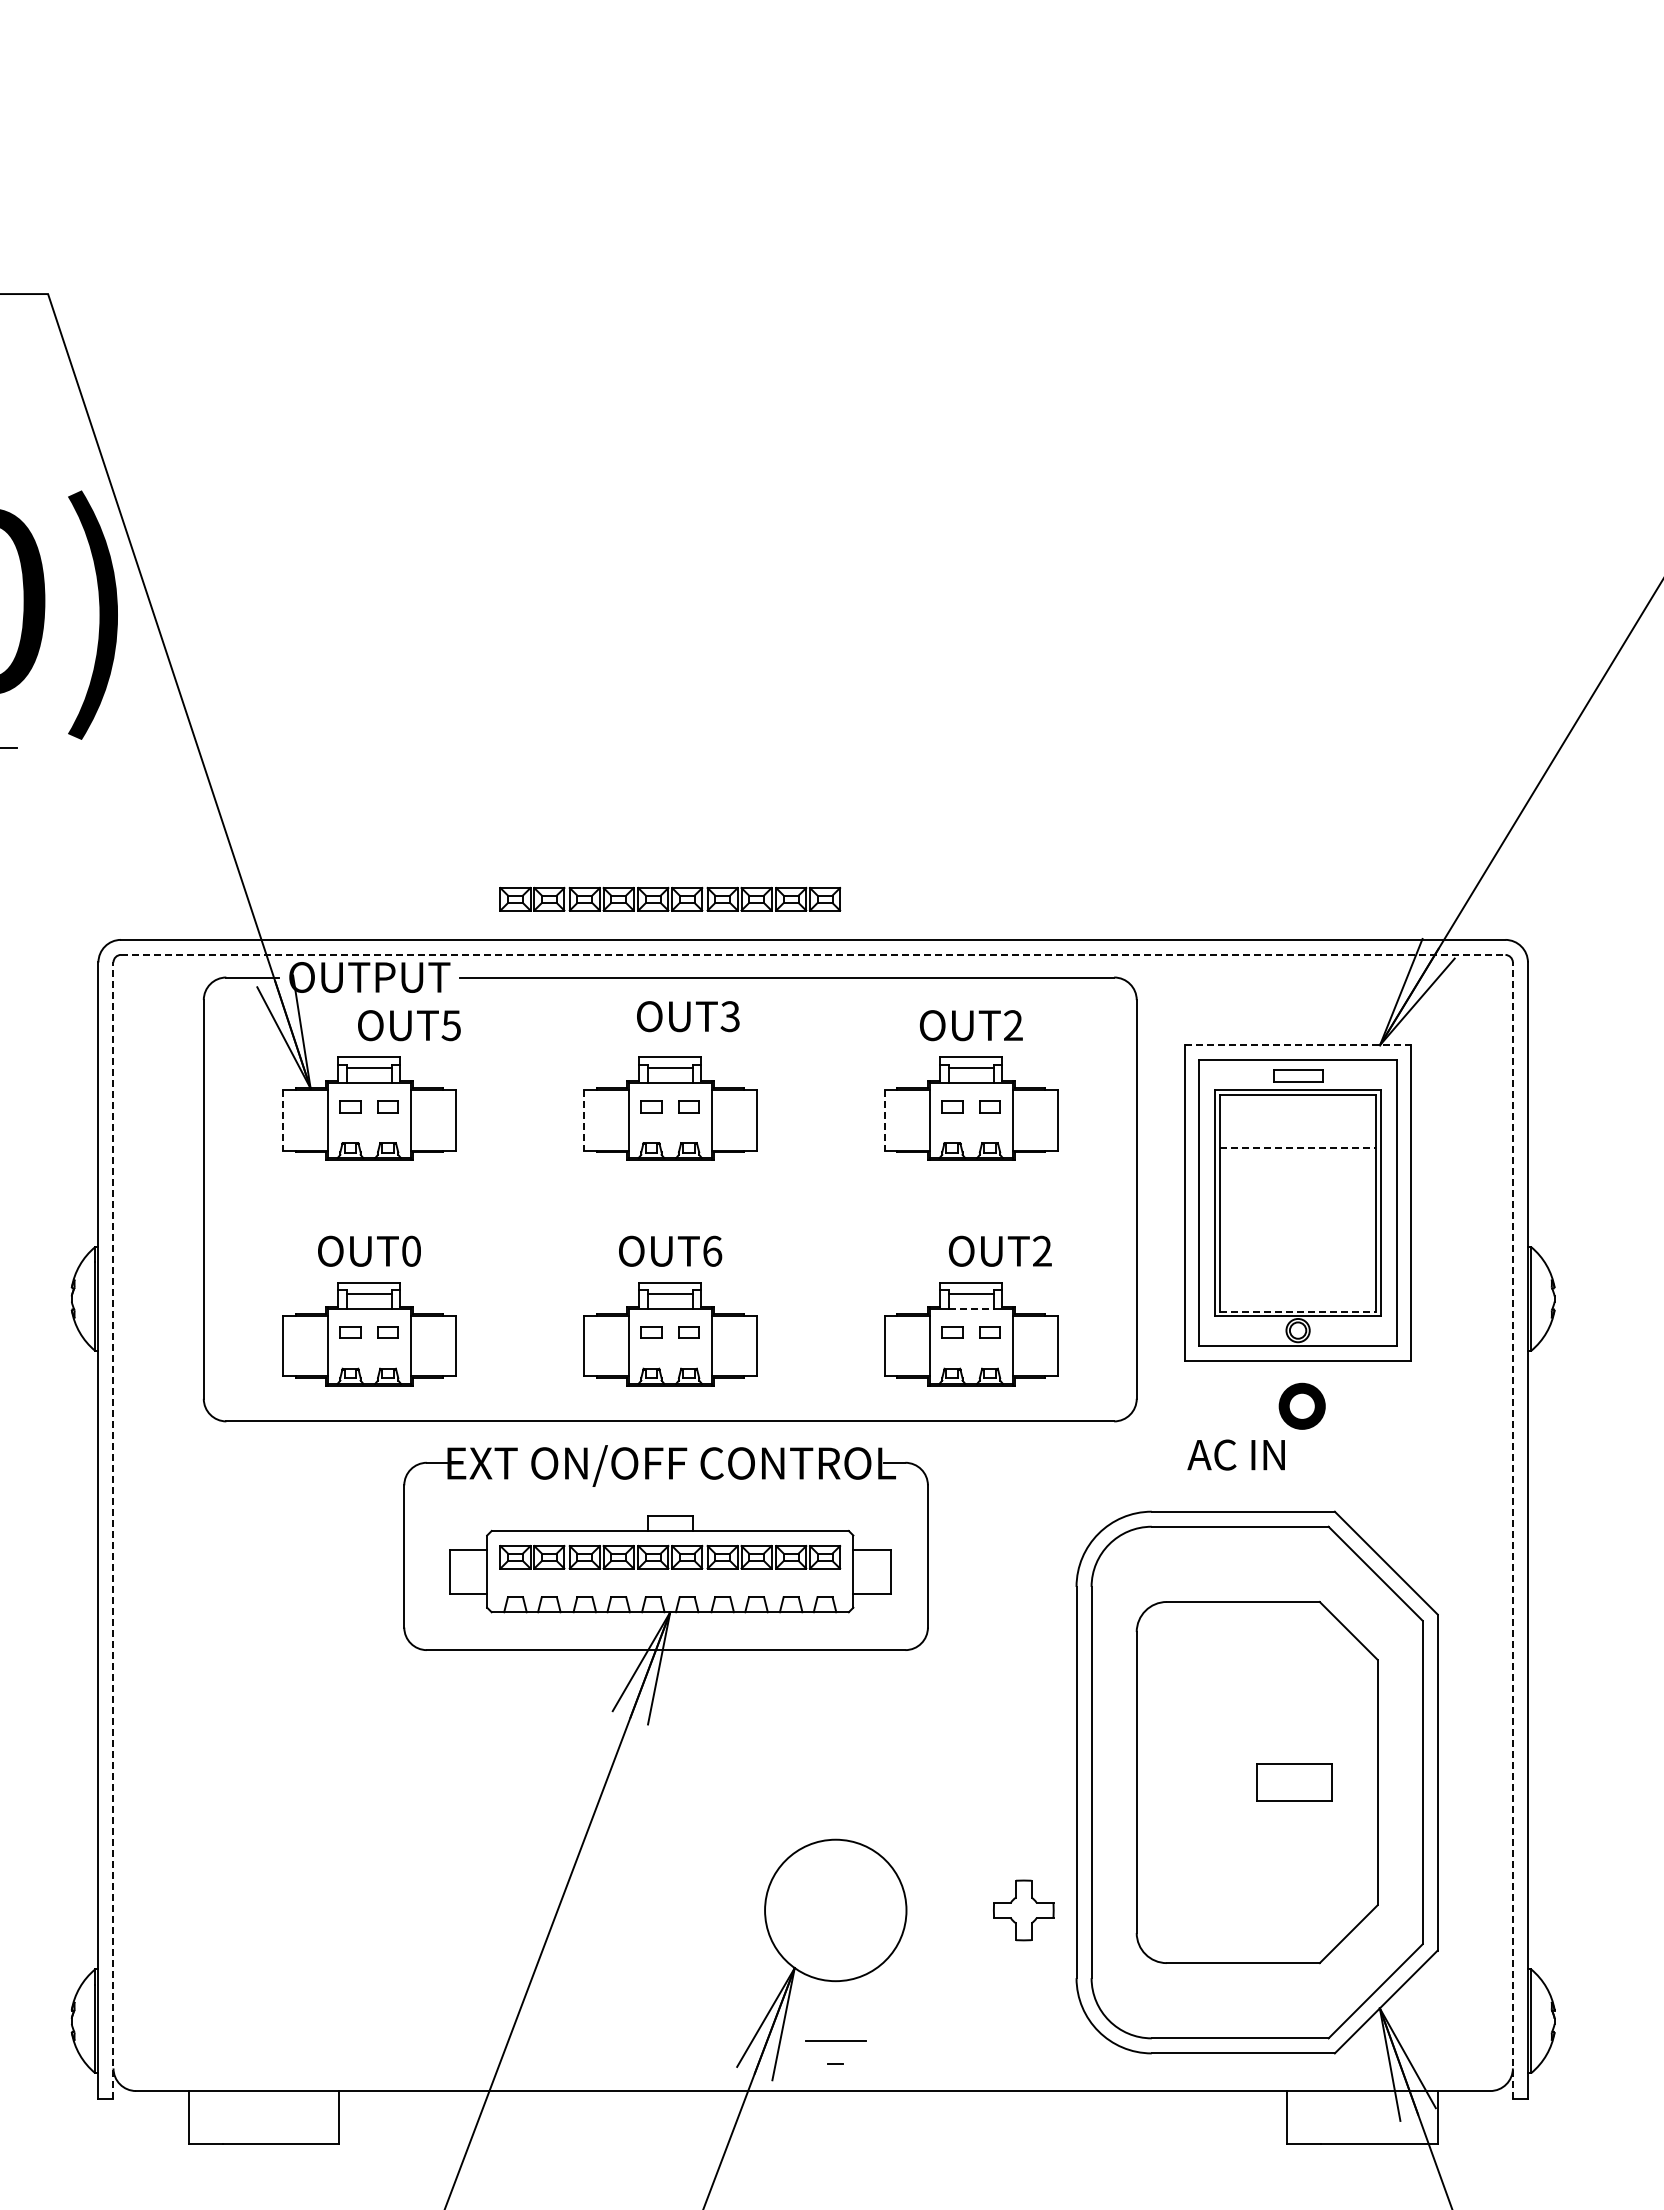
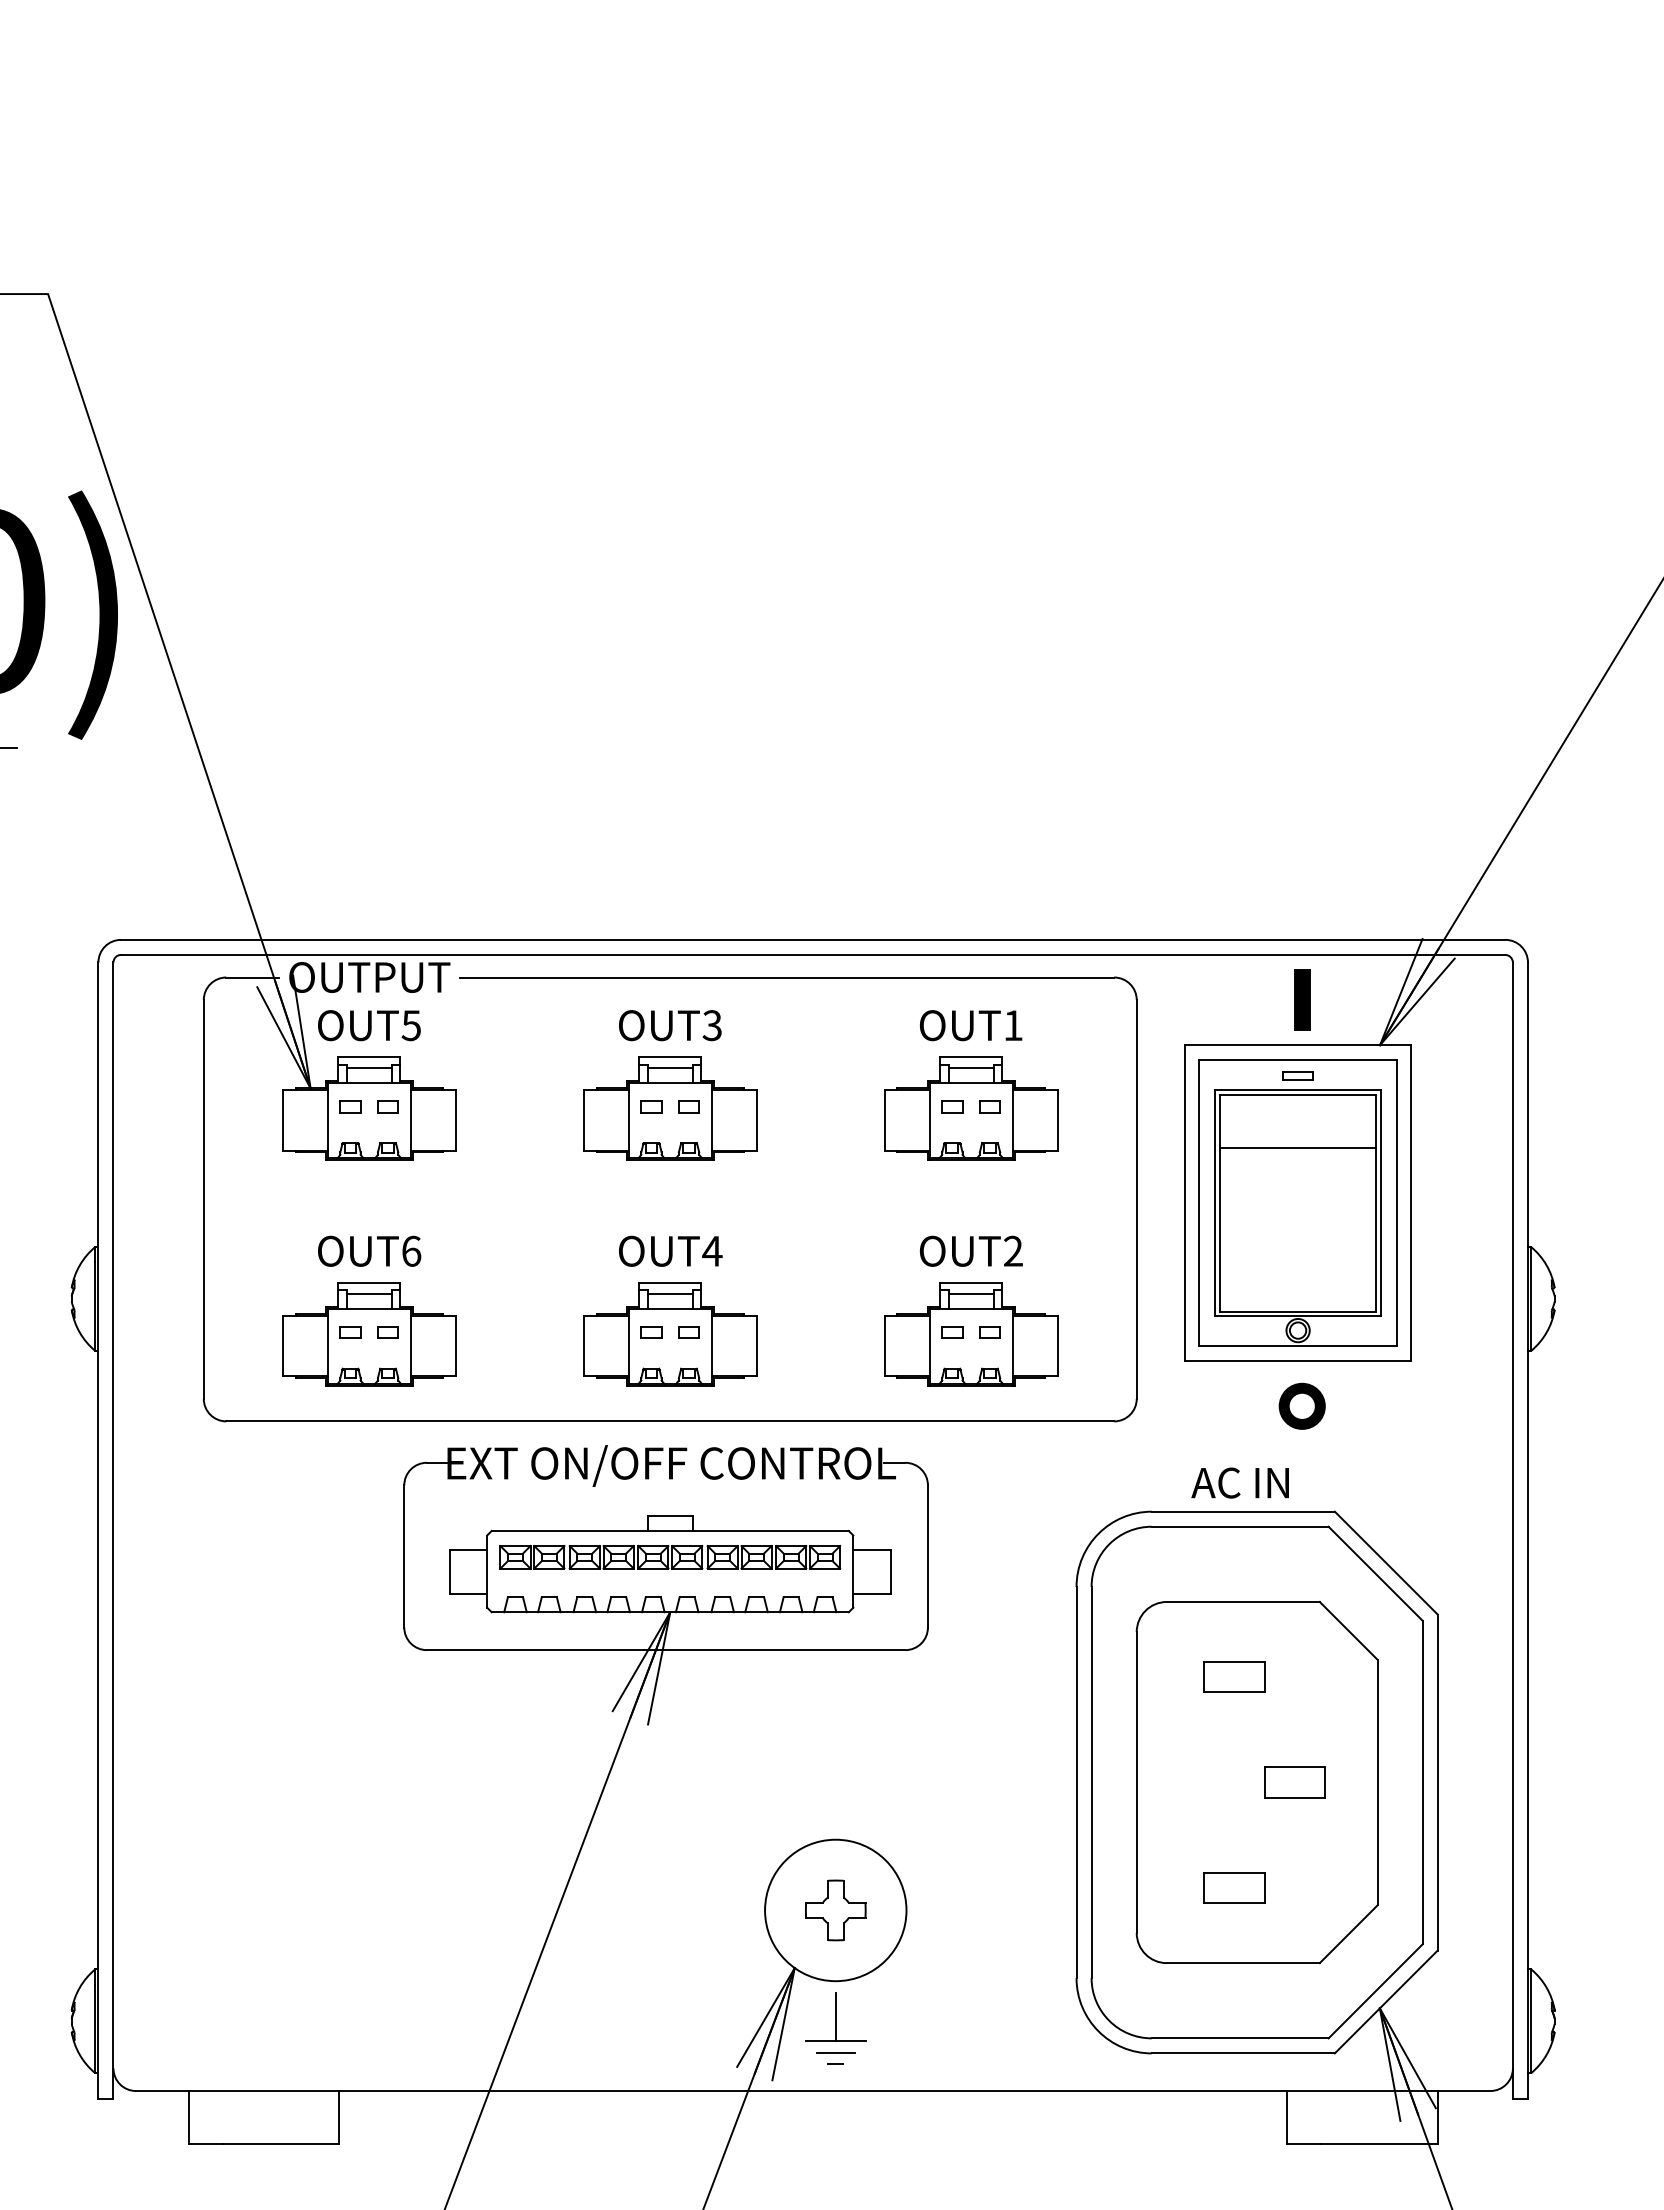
part: present -> none (670, 899)
line: dashed -> solid (813, 954)
part: none -> present (1302, 999)
text position: (688, 1016) -> (670, 1025) (670, 1025)
text position: (409, 1025) -> (369, 1025) (369, 1025)
text: OUT2 -> OUT1 (1013, 1025)
line: dashed -> solid (1298, 1045)
part size: 51x14 px -> 32x10 px (1297, 1075)
line: dashed -> solid (282, 1120)
line: dashed -> solid (583, 1120)
line: dashed -> solid (884, 1120)
line: dashed -> solid (1298, 1147)
text: OUT0 -> OUT6 (411, 1250)
text: OUT6 -> OUT4 (712, 1250)
text position: (1000, 1250) -> (971, 1250) (971, 1250)
line: dashed -> solid (971, 1308)
line: dashed -> solid (1298, 1311)
text position: (1235, 1454) -> (1239, 1482) (1239, 1482)
line: dashed -> solid (113, 1530)
line: dashed -> solid (1512, 1530)
part: none -> present (1234, 1676)
part size: 77x39 px -> 62x33 px (1294, 1782)
part: none -> present (1234, 1887)
part position: (1023, 1910) -> (835, 1910) (835, 1910)
line: none -> present (835, 2017)
line: none -> present (835, 2052)
